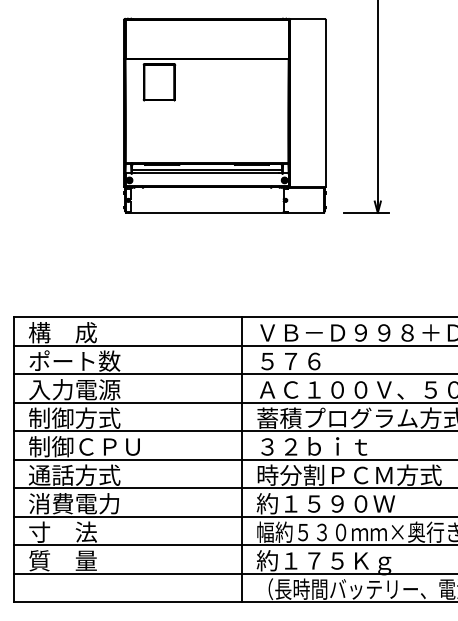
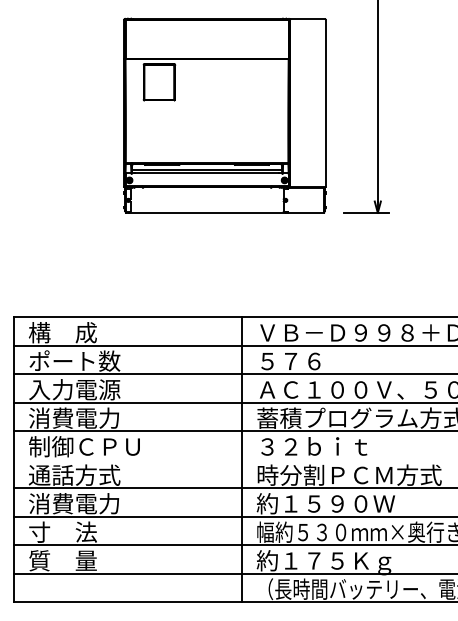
text: 制御方式 -> 消費電力 (74, 417)
line: present -> none (233, 459)
